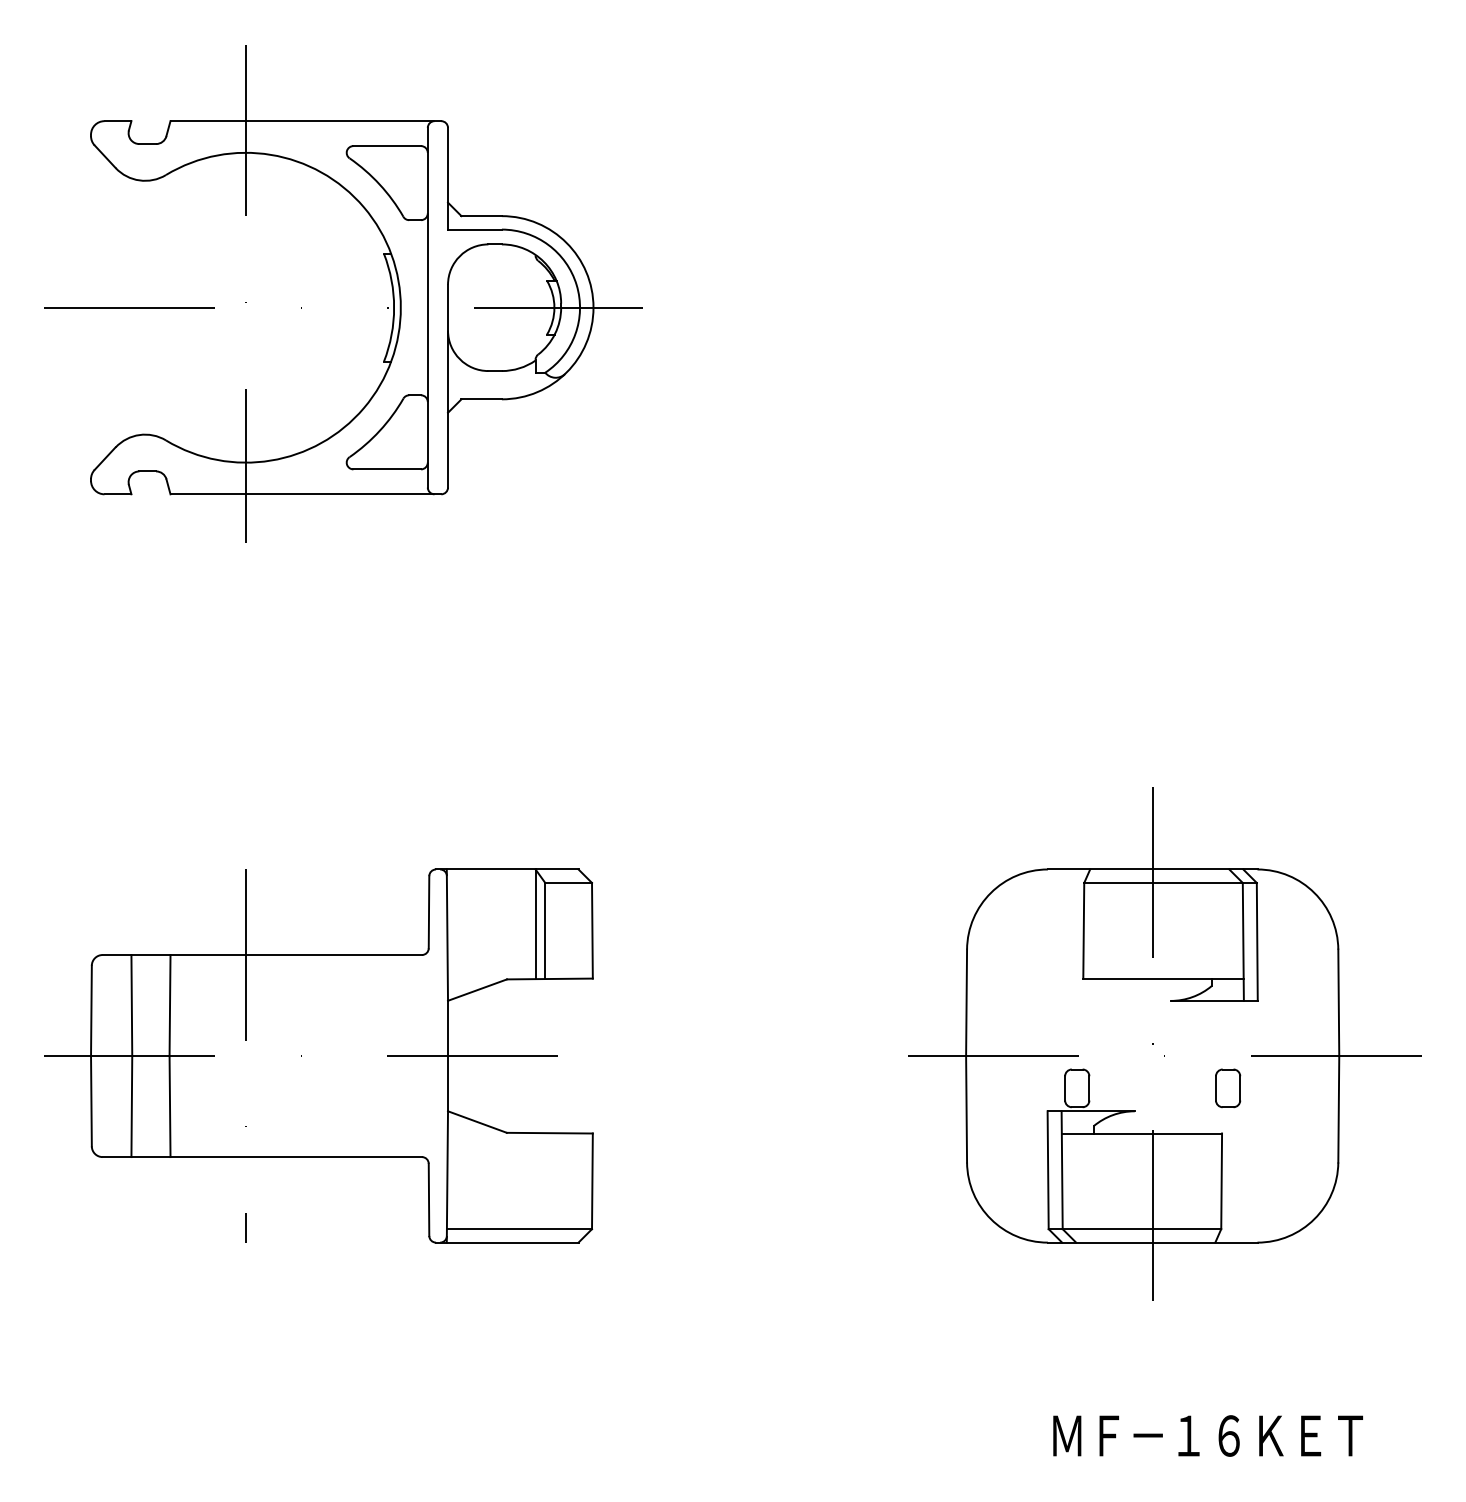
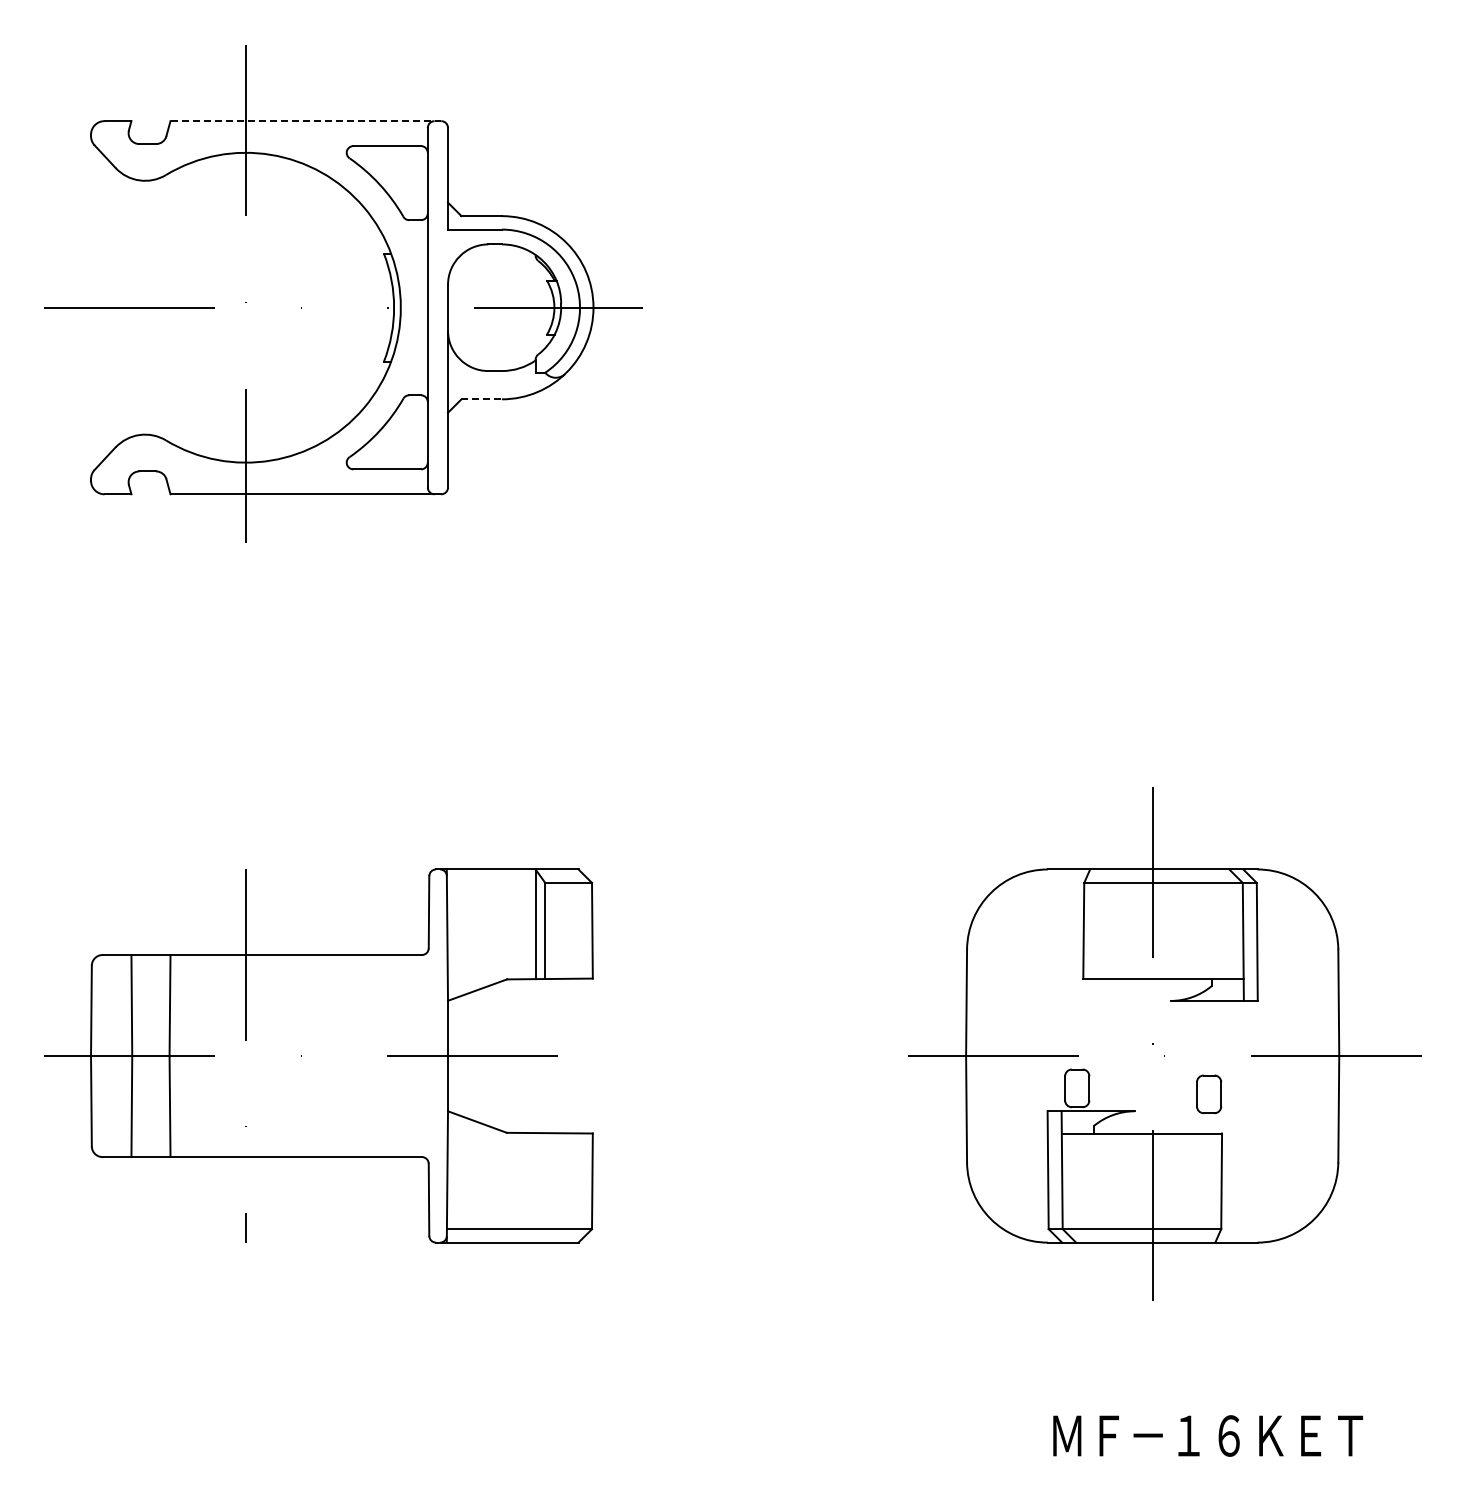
line: solid -> dashed (306, 121)
line: solid -> dashed (482, 399)
part position: (1228, 1088) -> (1209, 1094) (1209, 1094)
